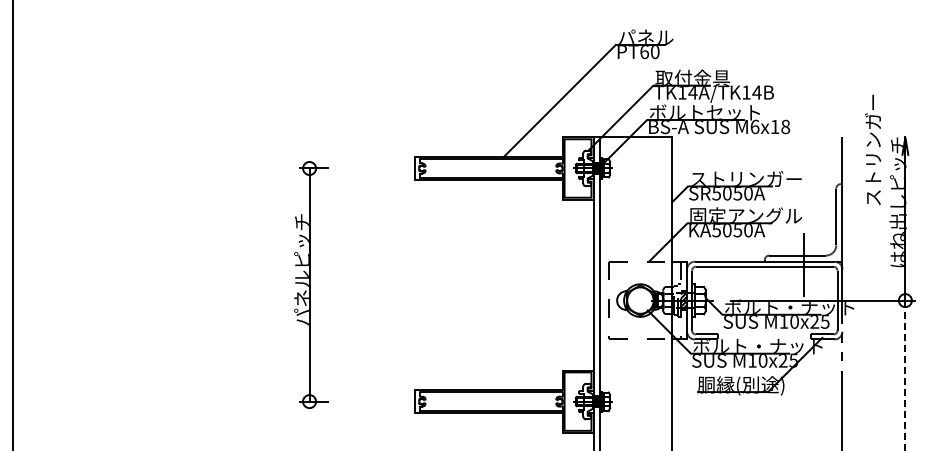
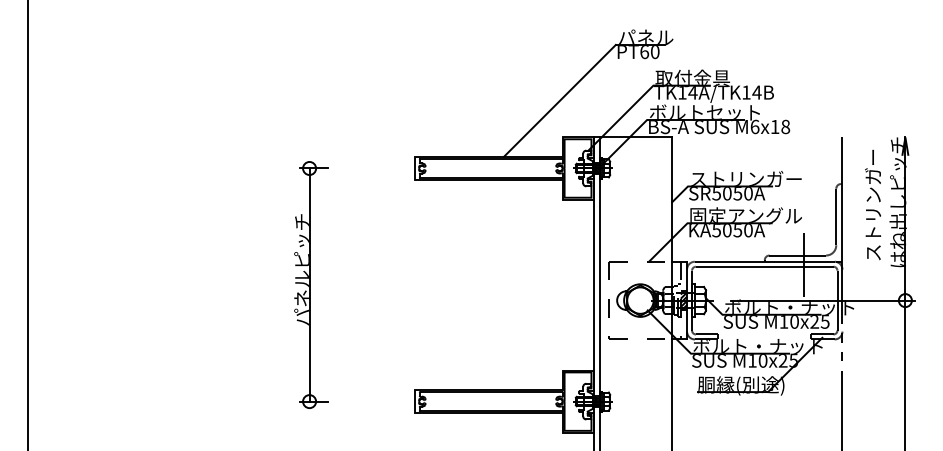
text position: (873, 149) -> (873, 204) (873, 204)
line position: (13, 224) -> (28, 224) (28, 224)
line: dashed -> solid (905, 375)
